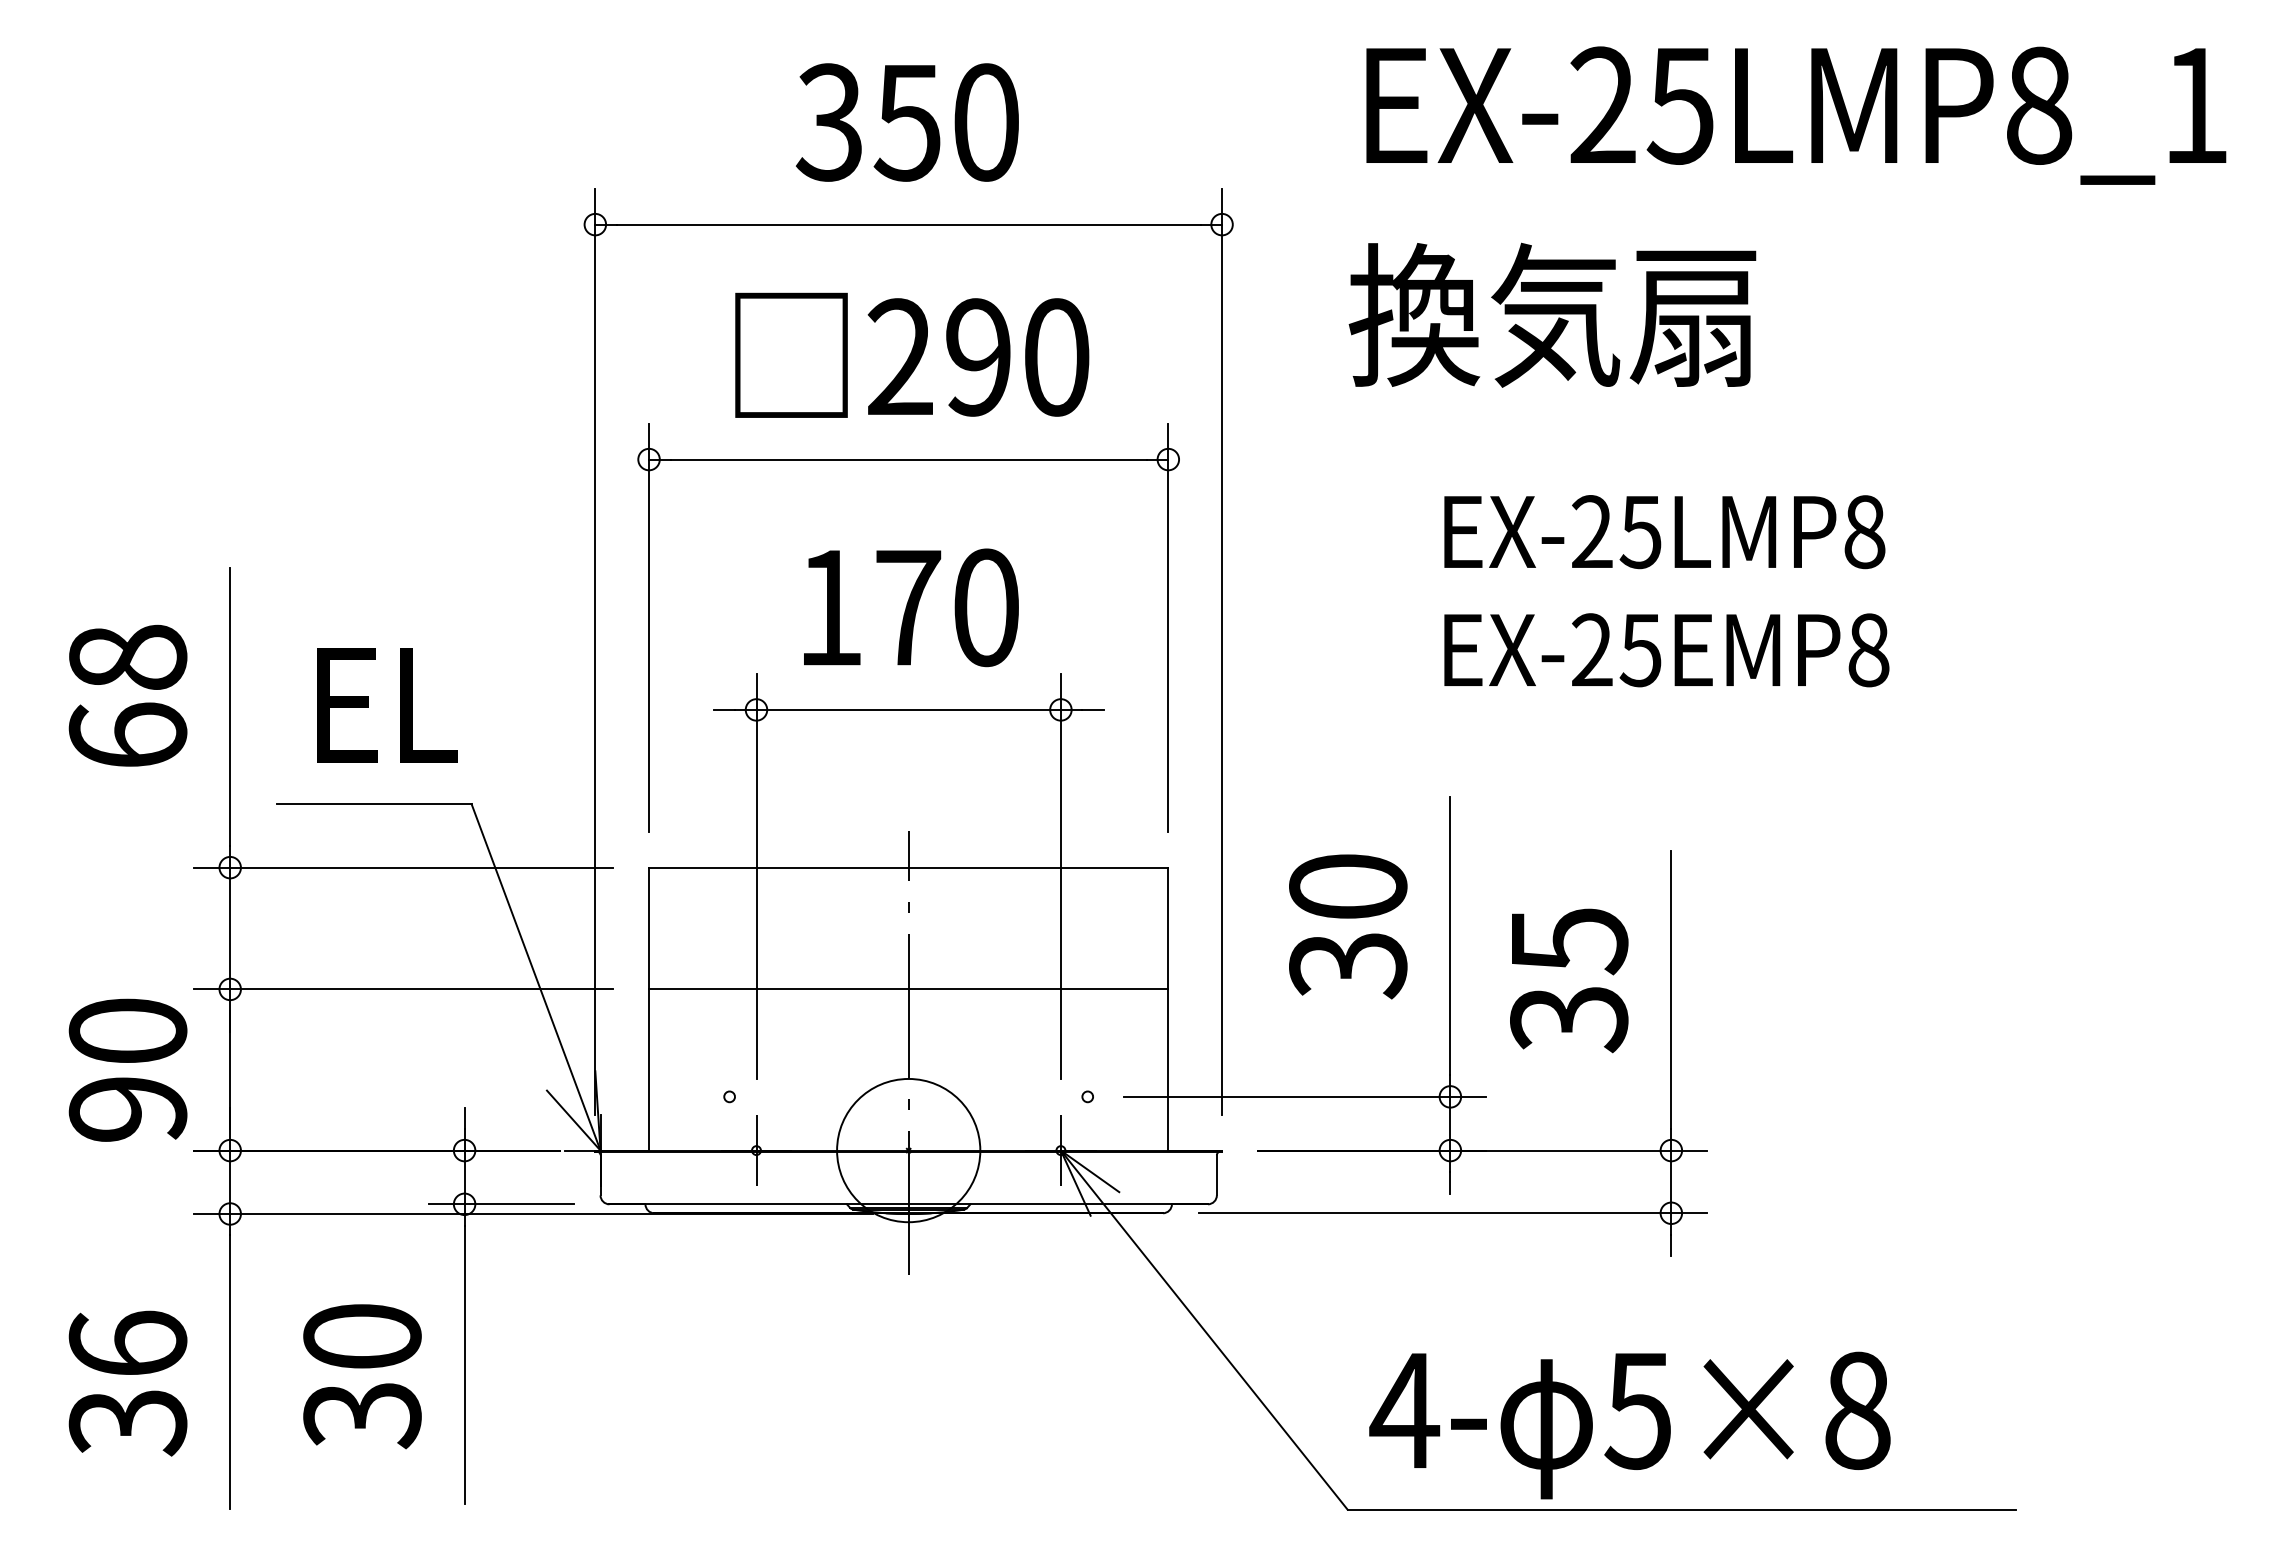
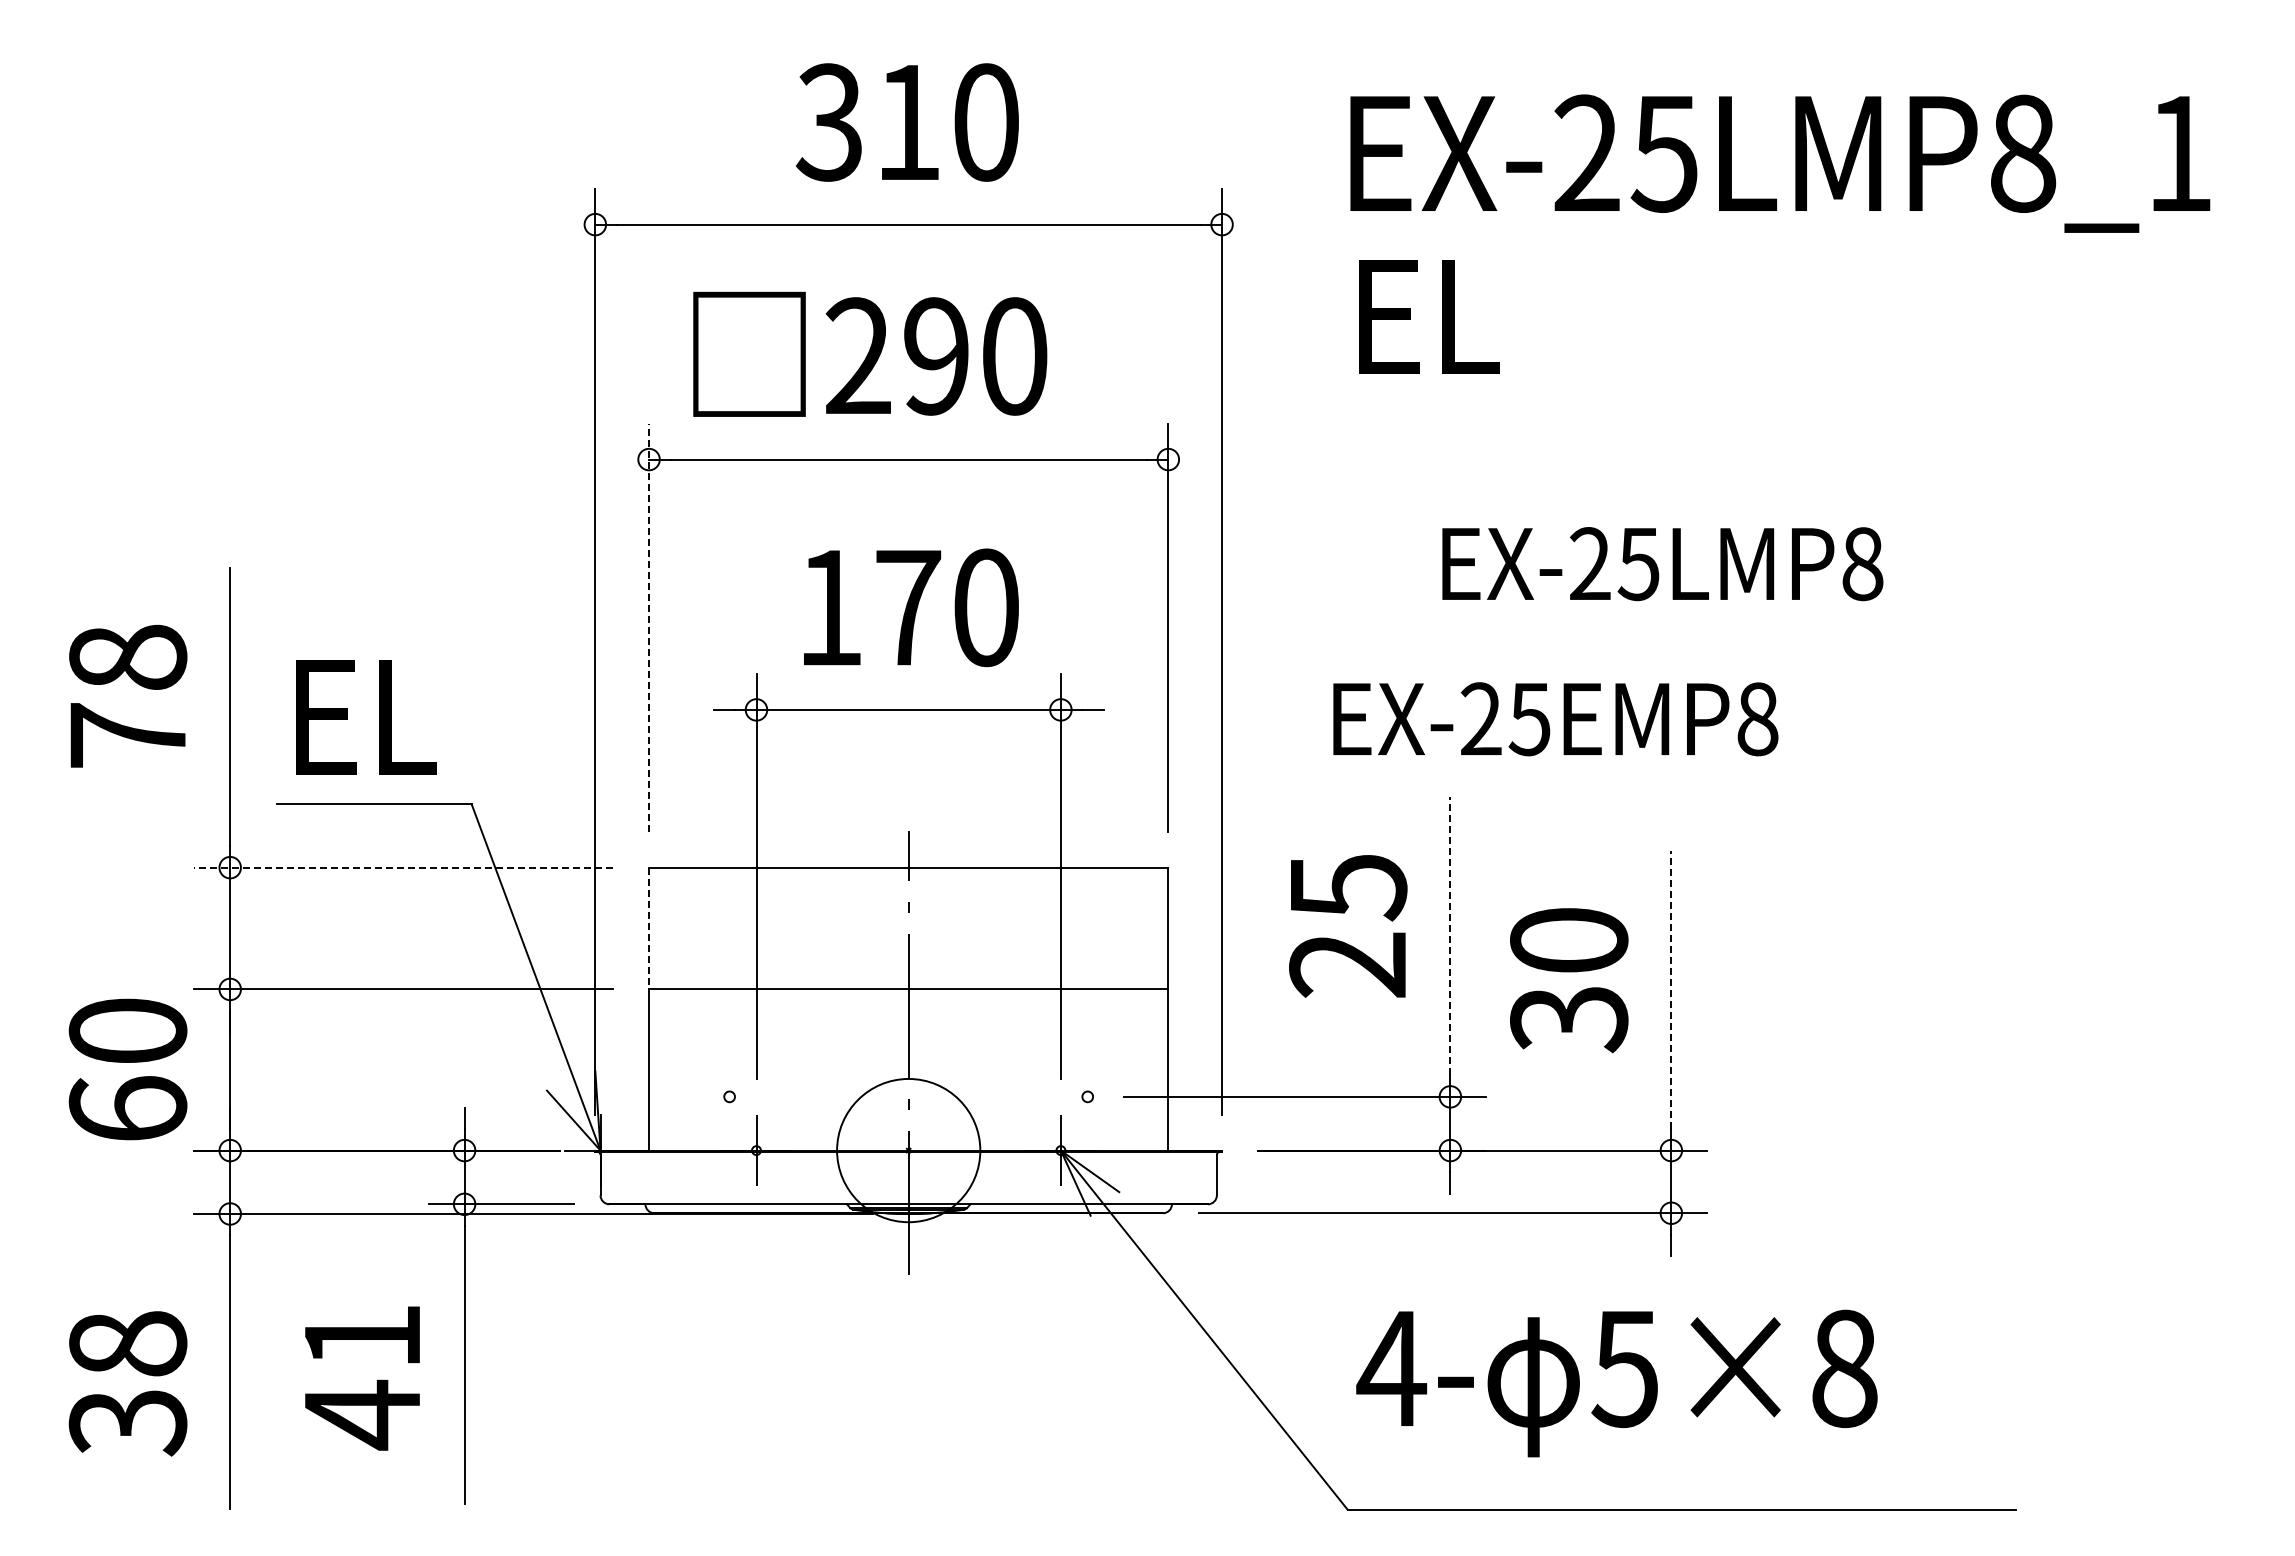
text position: (1796, 115) -> (1780, 163) (1780, 163)
text: 350 -> 310 (906, 123)
text: 換気扇 -> EL (1552, 314)
text position: (912, 354) -> (870, 353) (870, 353)
text position: (1664, 532) -> (1662, 564) (1662, 564)
line: solid -> dashed (649, 627)
text position: (1666, 650) -> (1555, 719) (1555, 719)
text position: (387, 705) -> (366, 717) (366, 717)
text: 68 -> 78 (127, 734)
line: solid -> dashed (403, 867)
text: 30 -> 25 (1348, 926)
line: solid -> dashed (649, 928)
line: solid -> dashed (1450, 935)
text: 35 -> 30 (1569, 941)
line: solid -> dashed (1671, 989)
text: 90 -> 60 (127, 1108)
text: 36 -> 38 (127, 1343)
text: 30 -> 41 (362, 1377)
text position: (1629, 1425) -> (1616, 1383) (1616, 1383)
